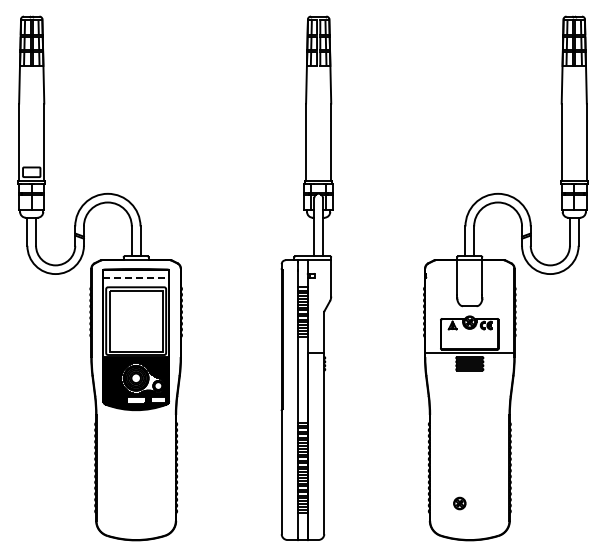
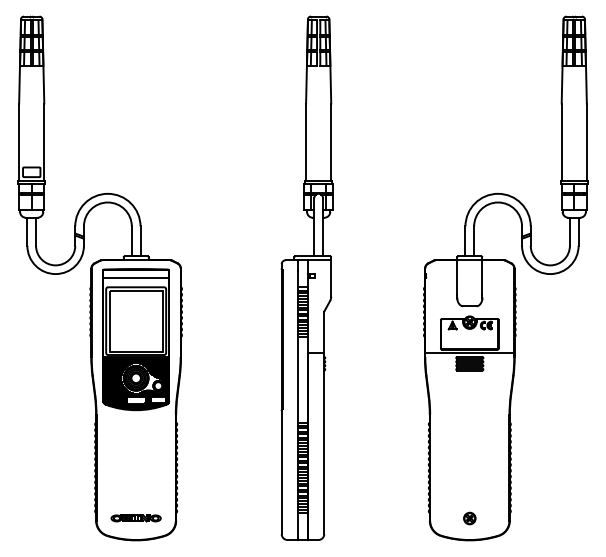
line: dashed -> solid (136, 277)
part position: (459, 503) -> (469, 518) (469, 518)
part: none -> present (135, 518)
